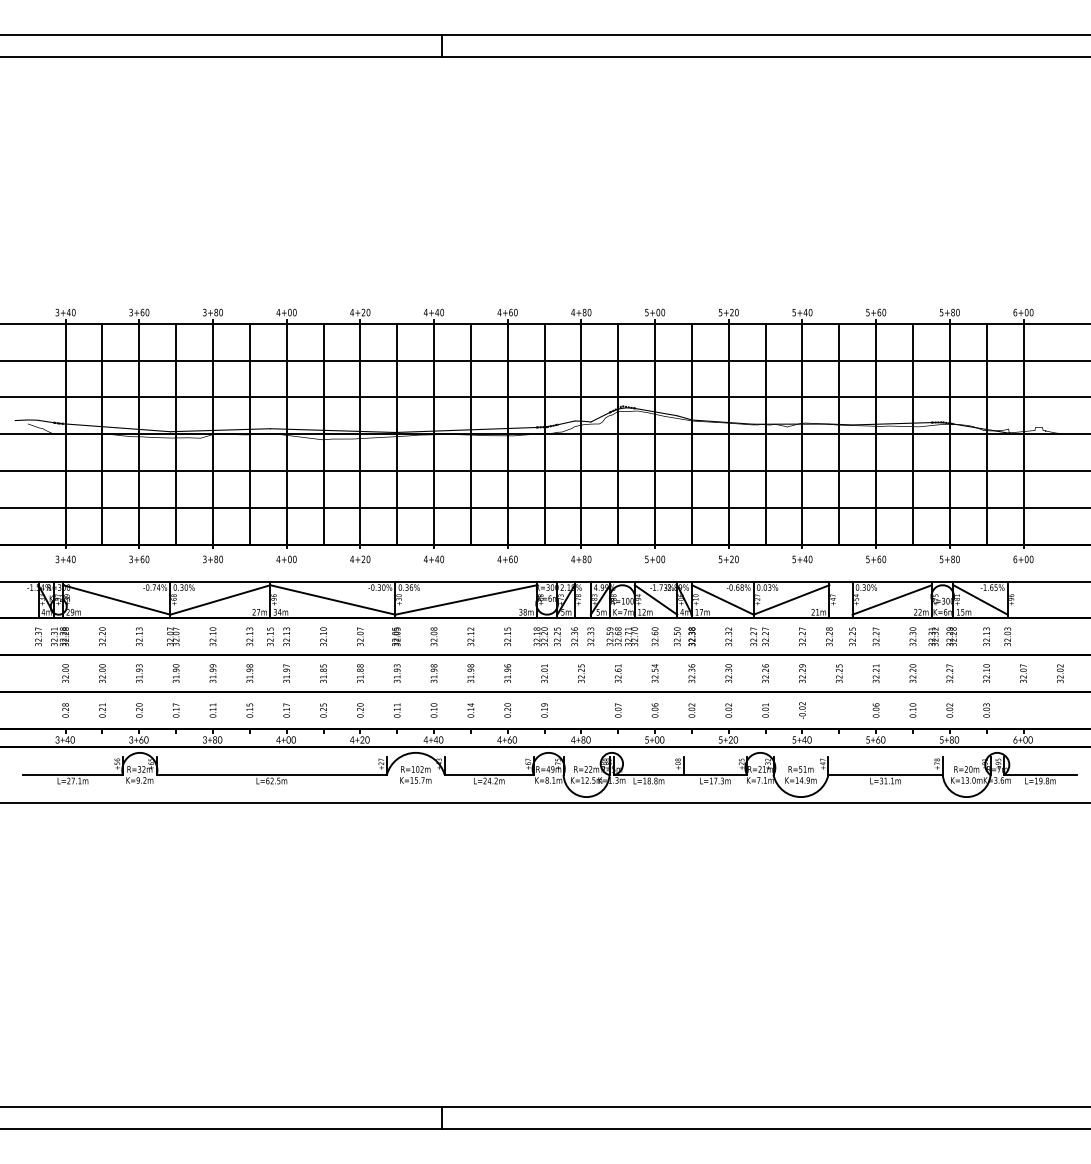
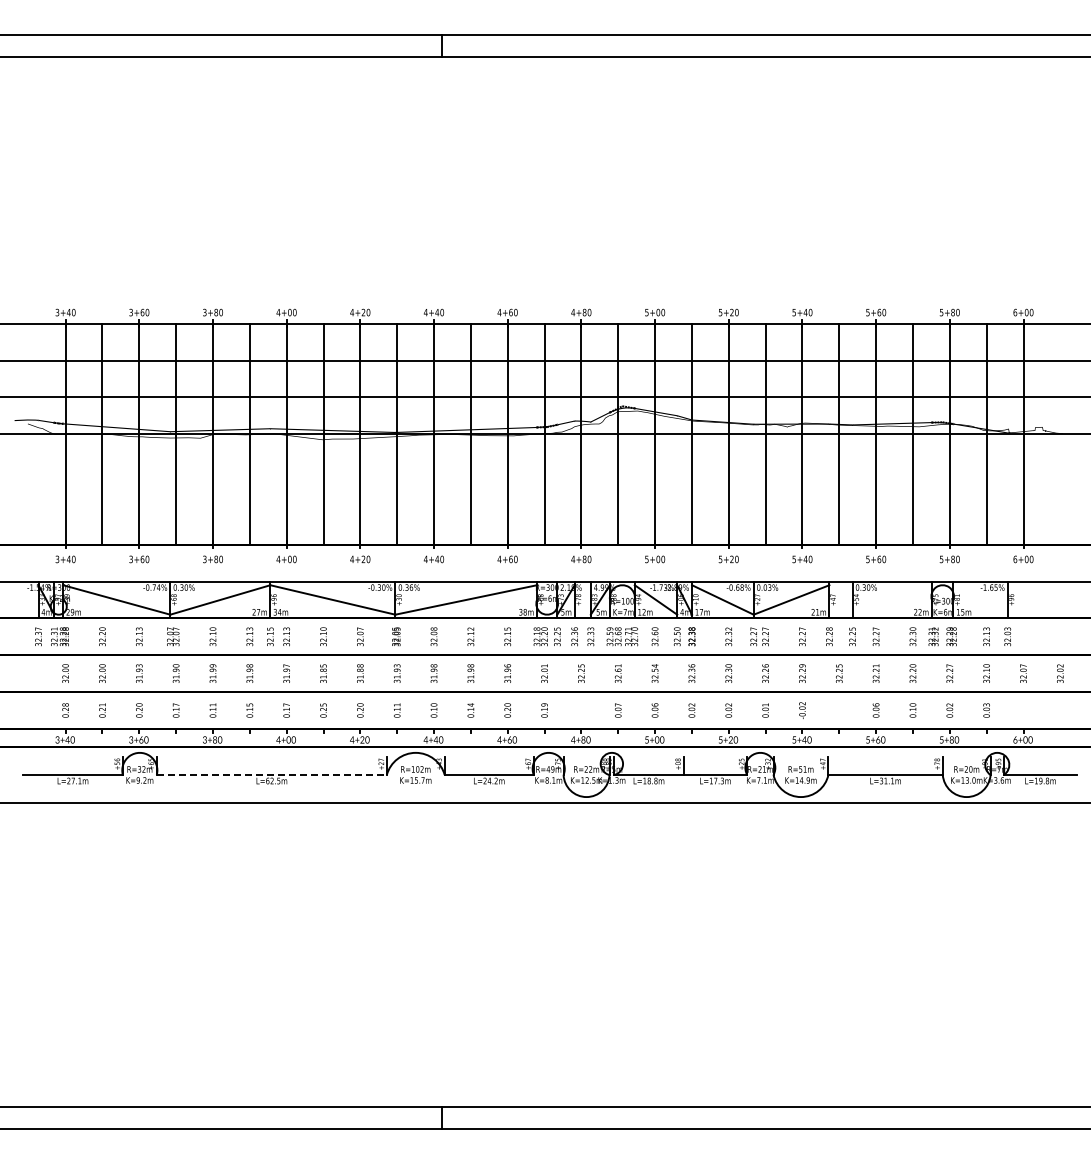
line: present -> none (544, 471)
line: present -> none (544, 507)
line: present -> none (891, 599)
line: present -> none (980, 599)
line: solid -> dashed (272, 774)
